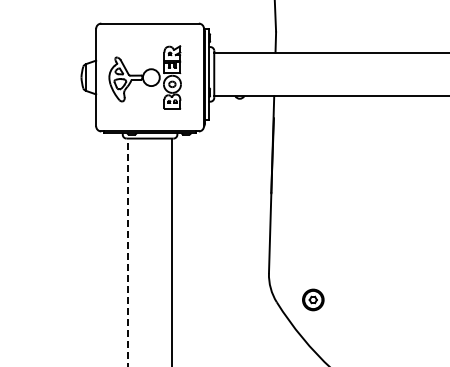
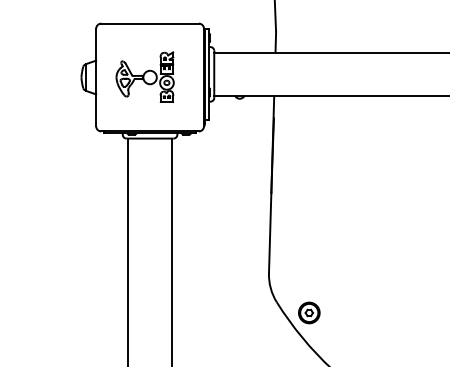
part size: 74x65 px -> 60x52 px (144, 76)
line: dashed -> solid (128, 252)
part position: (313, 299) -> (309, 312) (309, 312)
